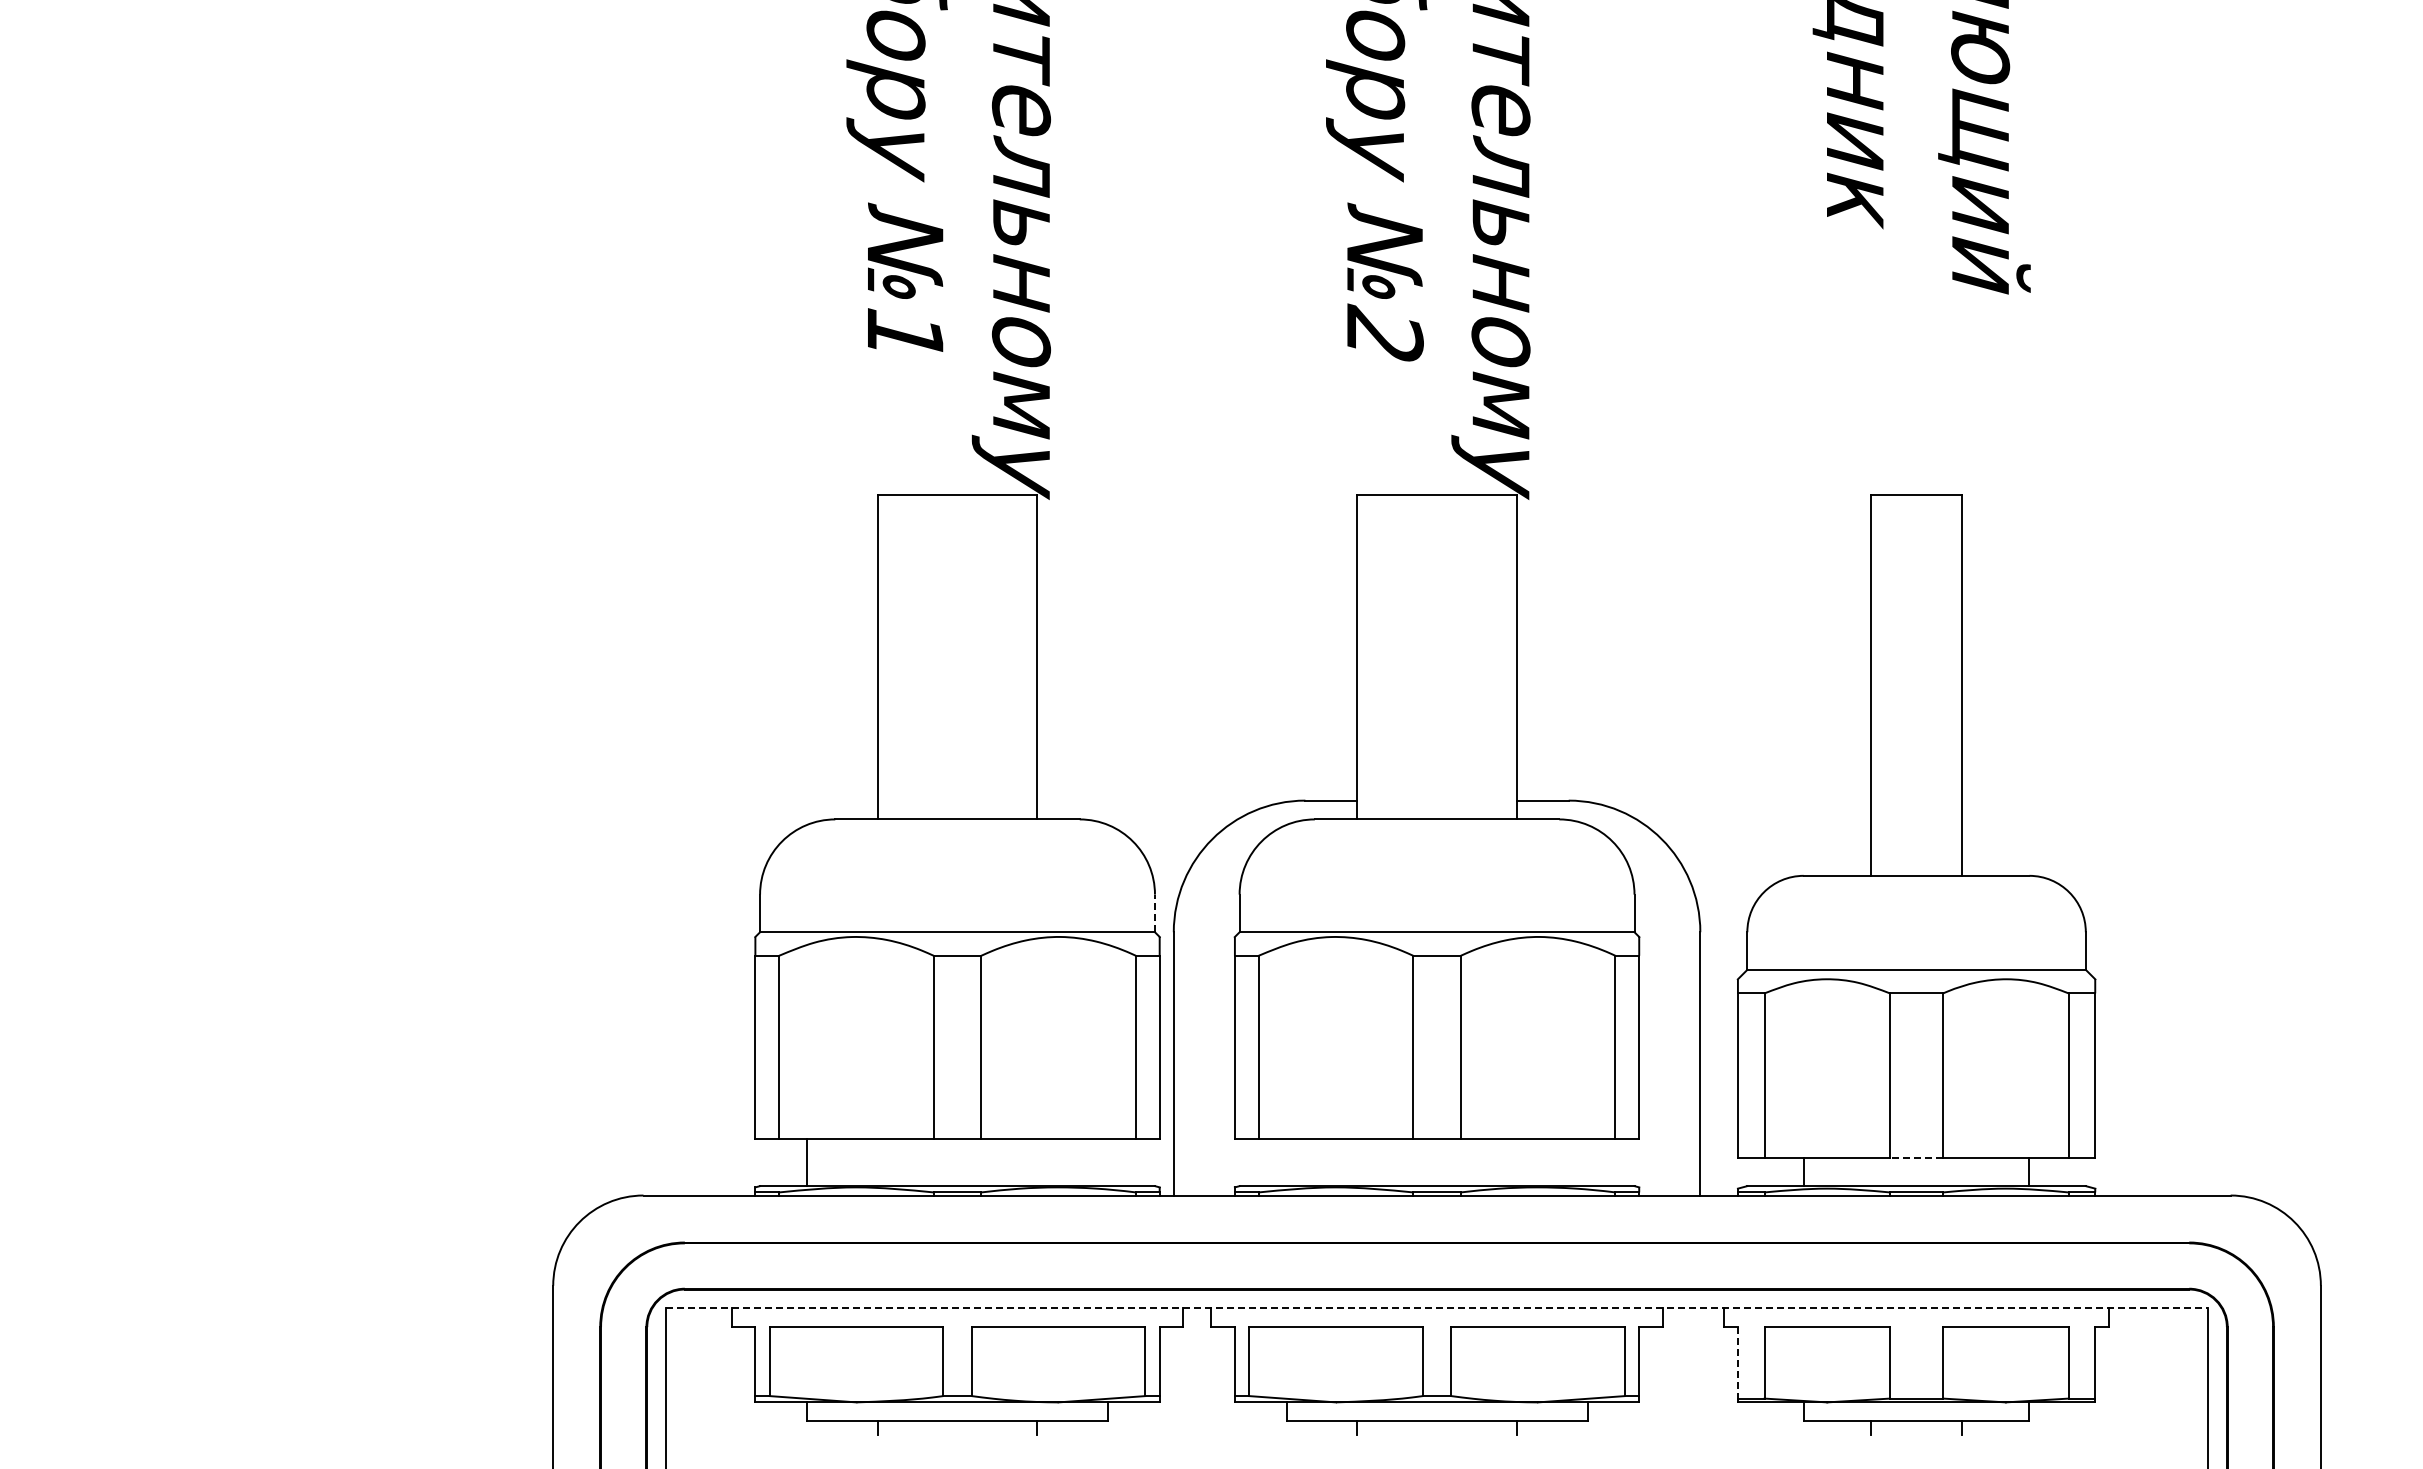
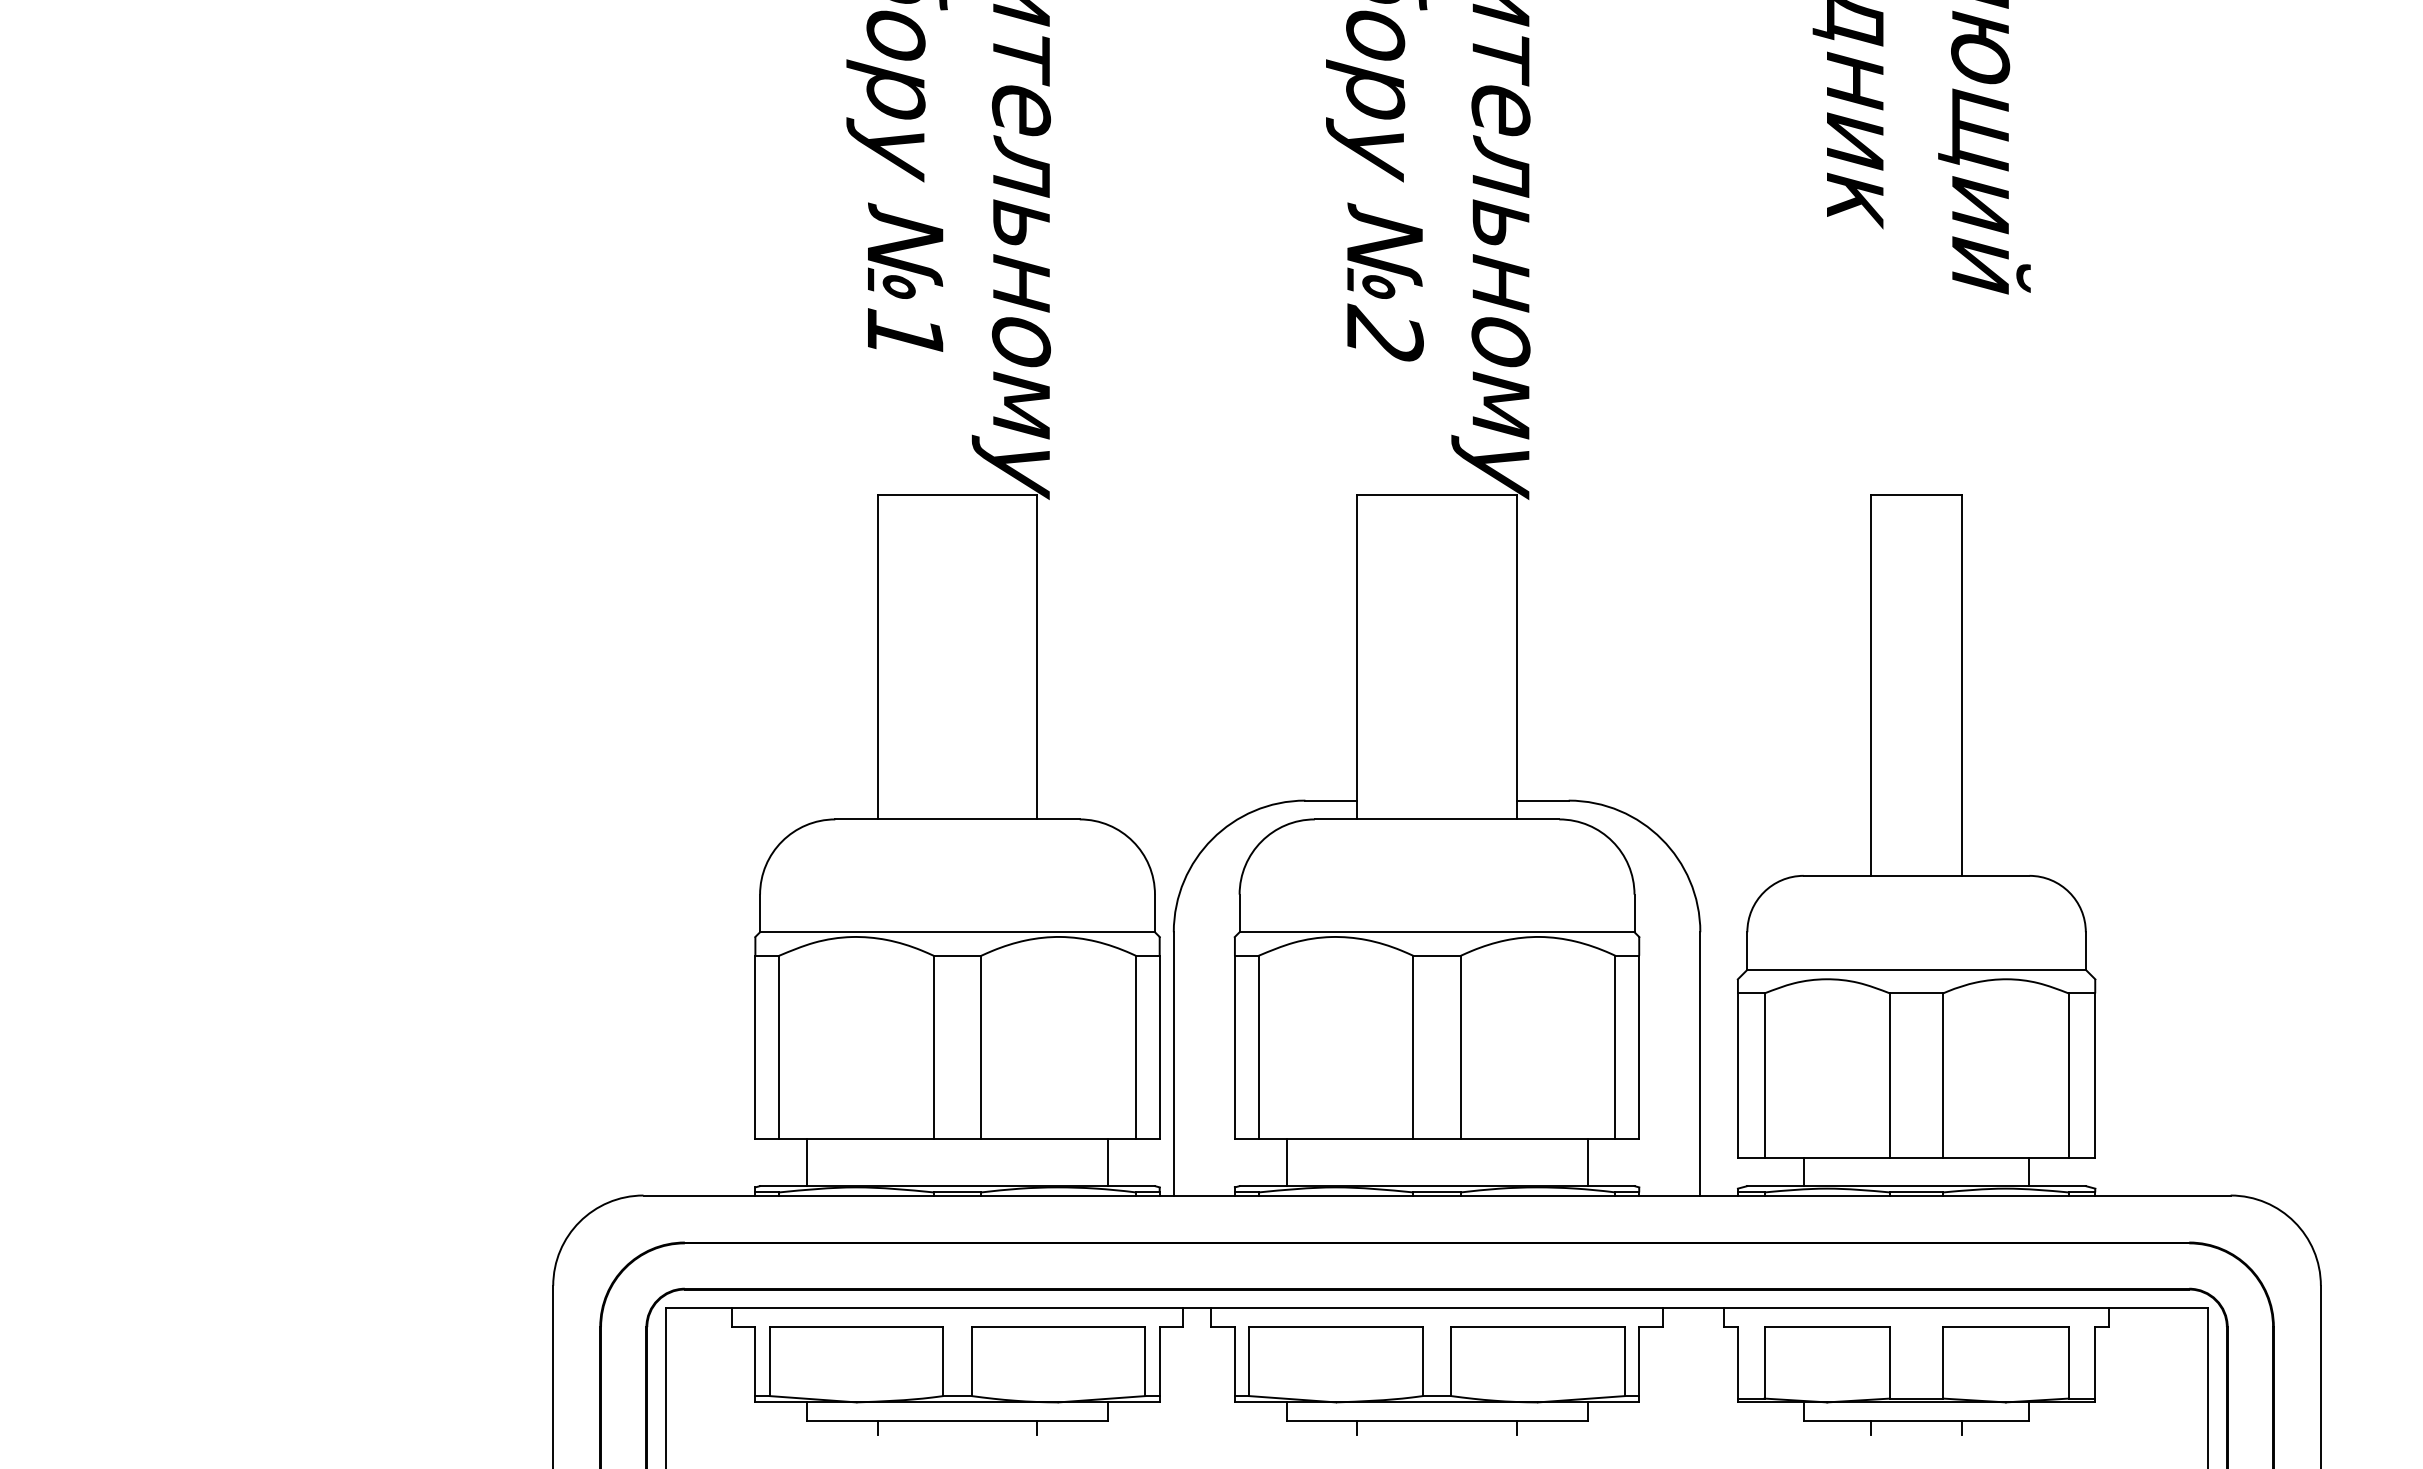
line: dashed -> solid (1154, 913)
line: dashed -> solid (1916, 1157)
line: none -> present (1107, 1162)
line: none -> present (1286, 1162)
line: none -> present (1587, 1162)
line: dashed -> solid (1437, 1308)
line: dashed -> solid (1737, 1362)
